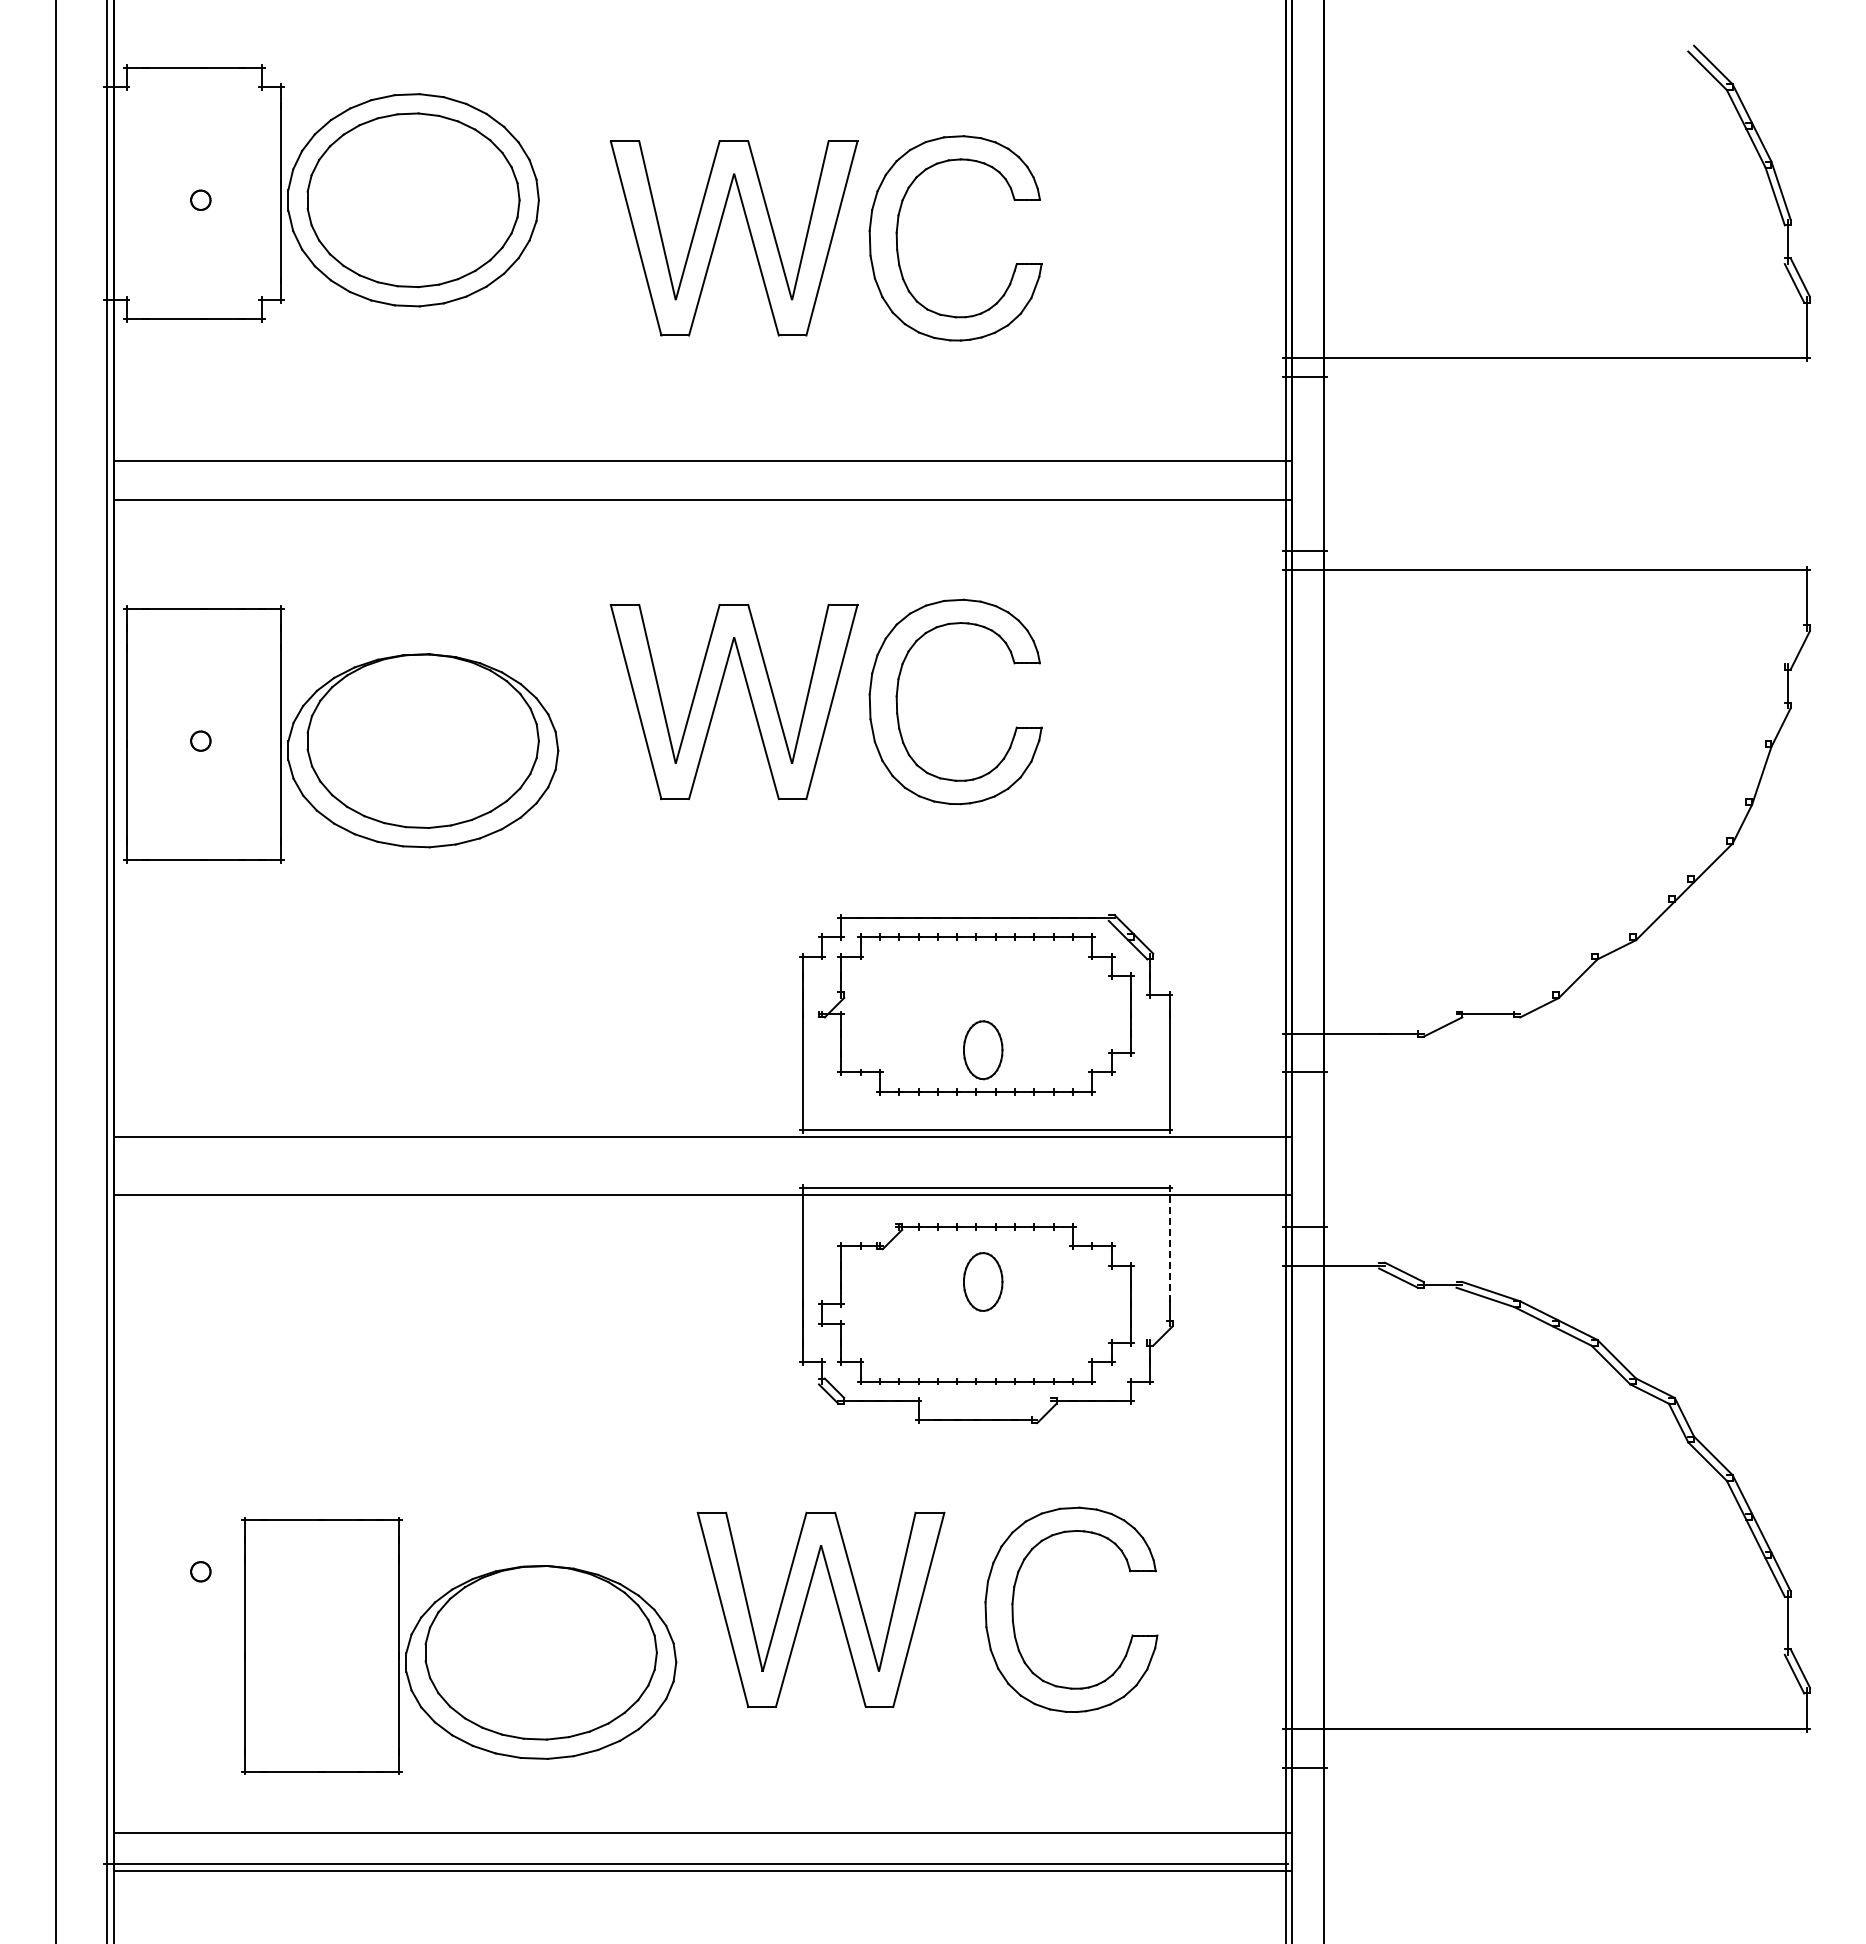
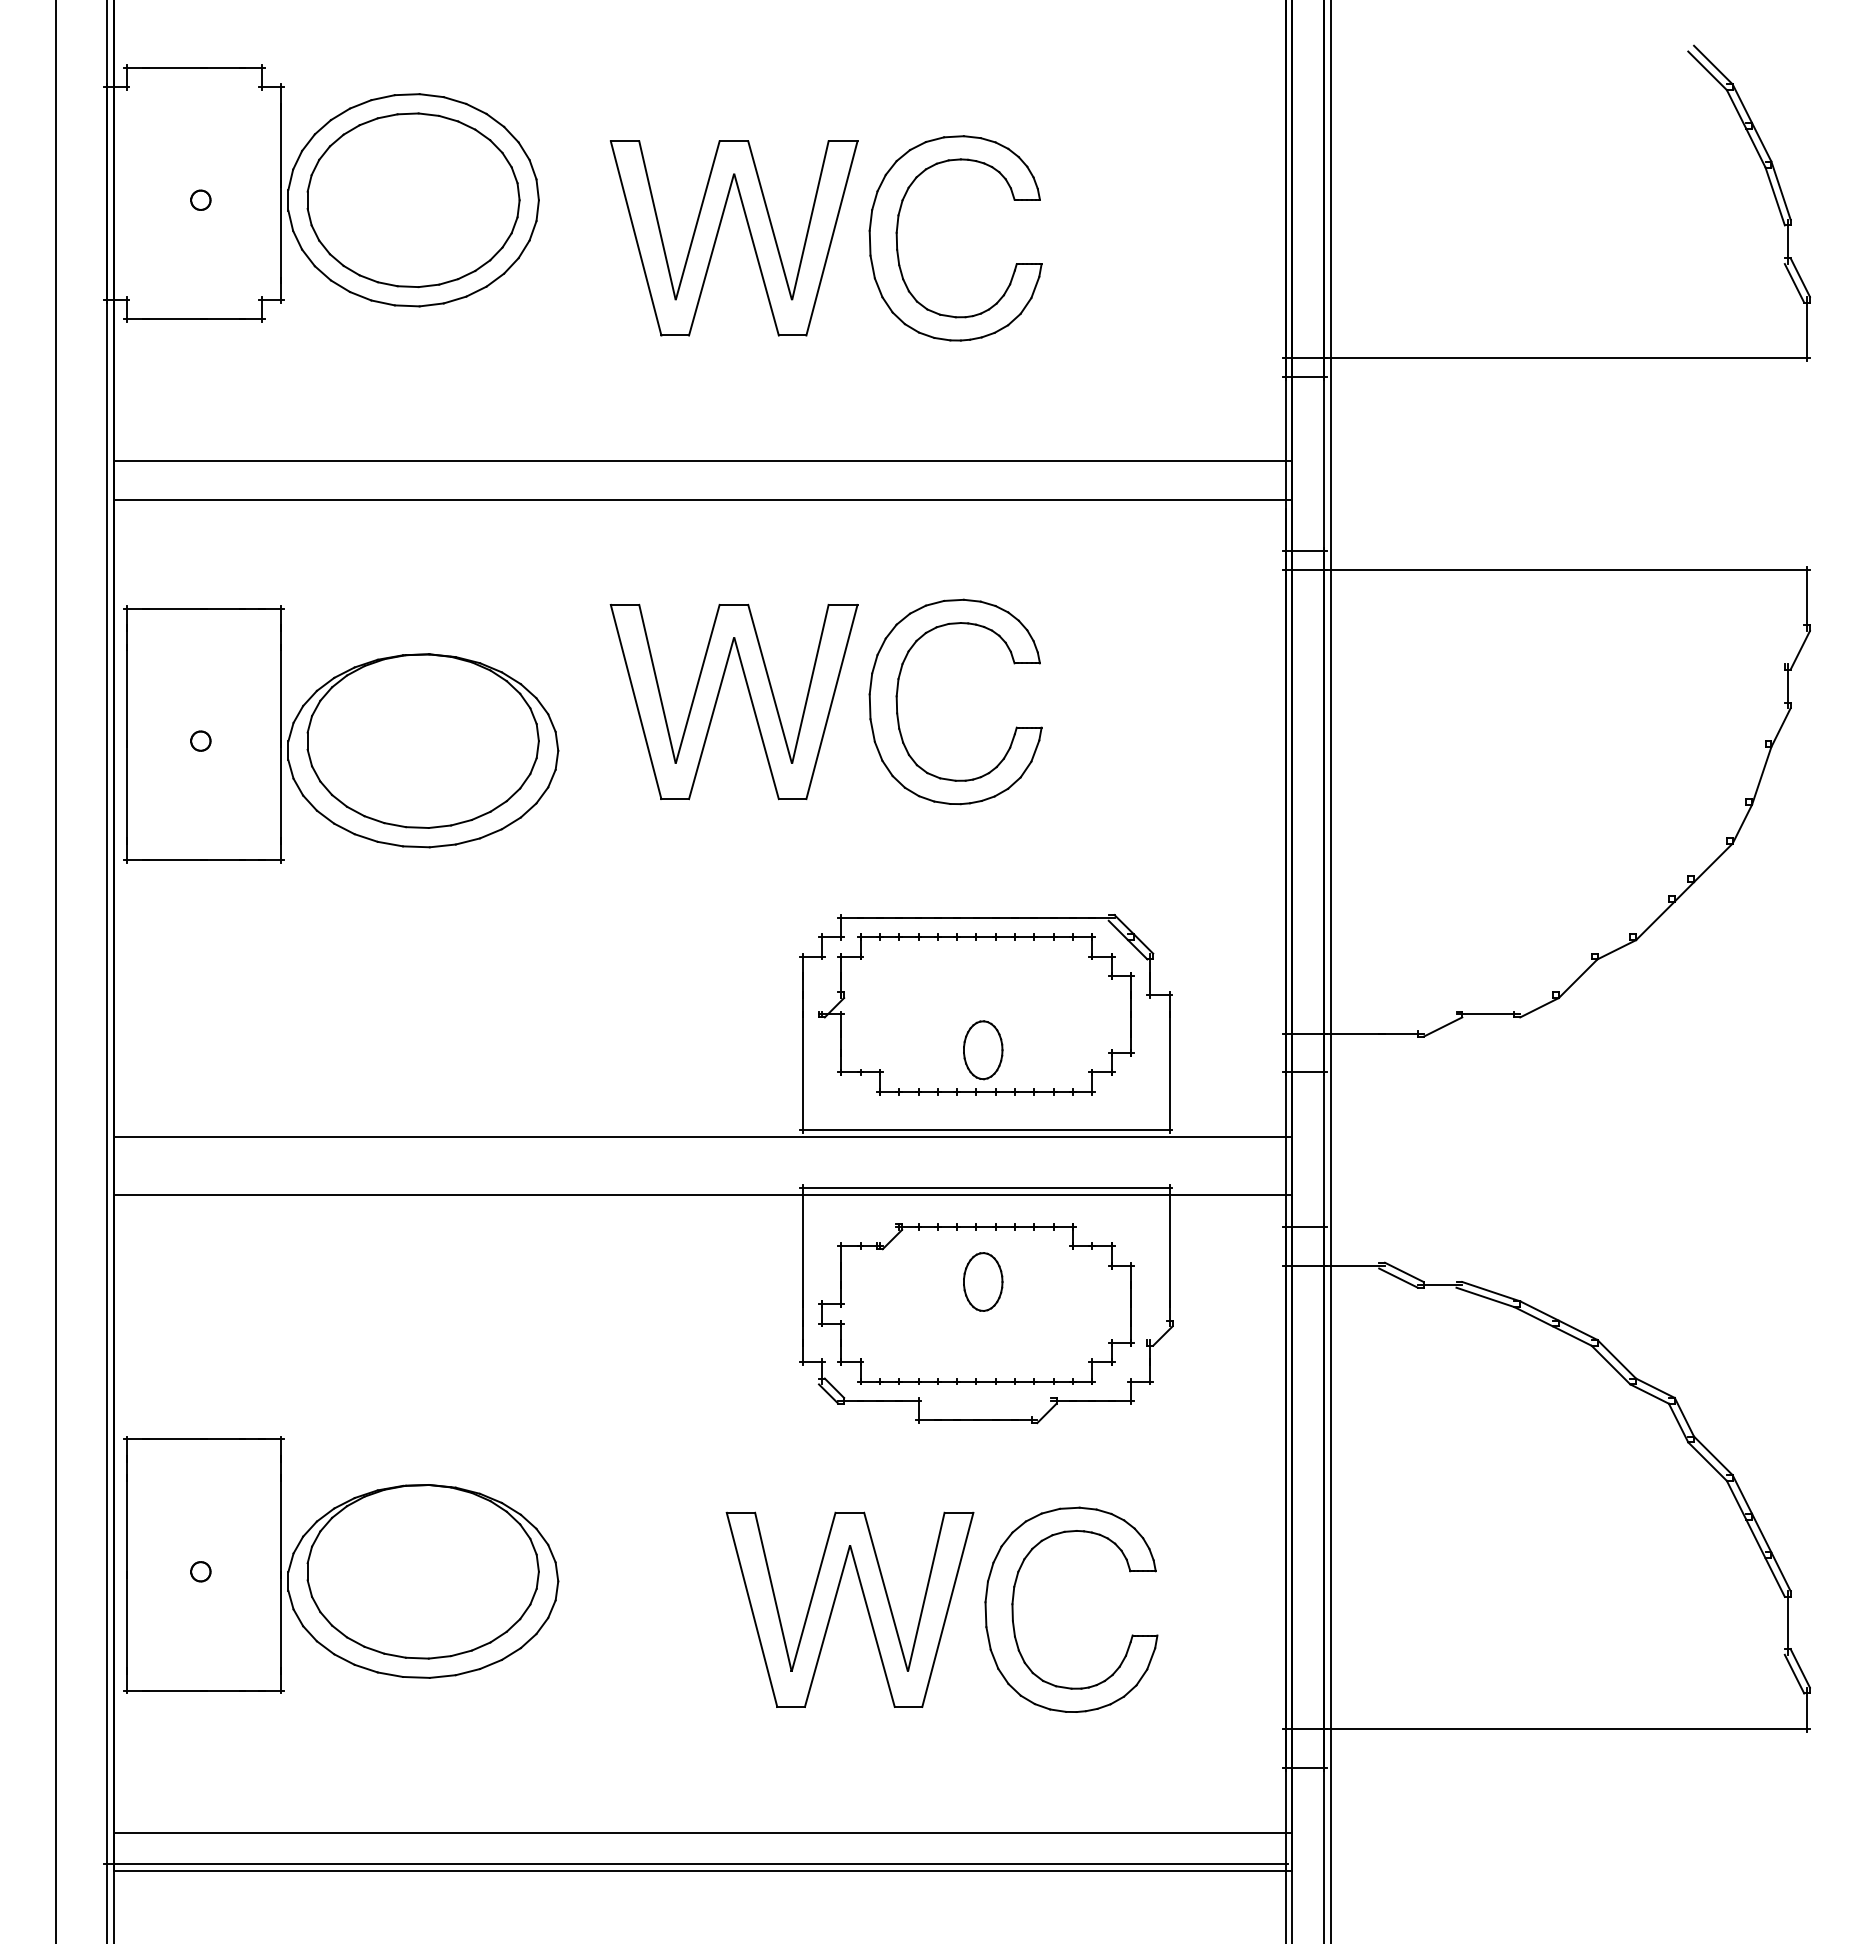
line: none -> present (1330, 971)
line: dashed -> solid (1169, 1246)
part position: (805, 1605) -> (834, 1605) (834, 1605)
part position: (459, 1645) -> (341, 1564) (341, 1564)
